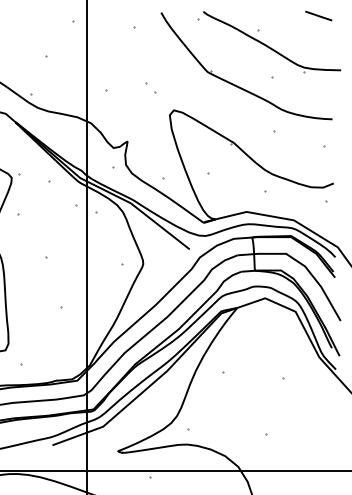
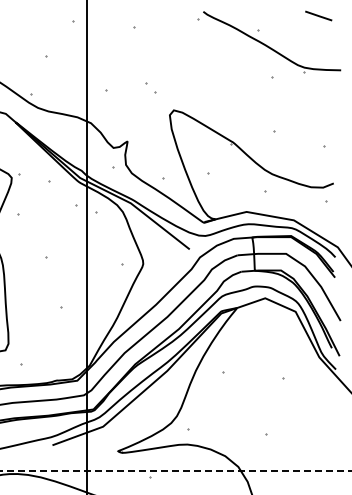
part: present -> none (237, 85)
line: solid -> dashed (176, 471)
